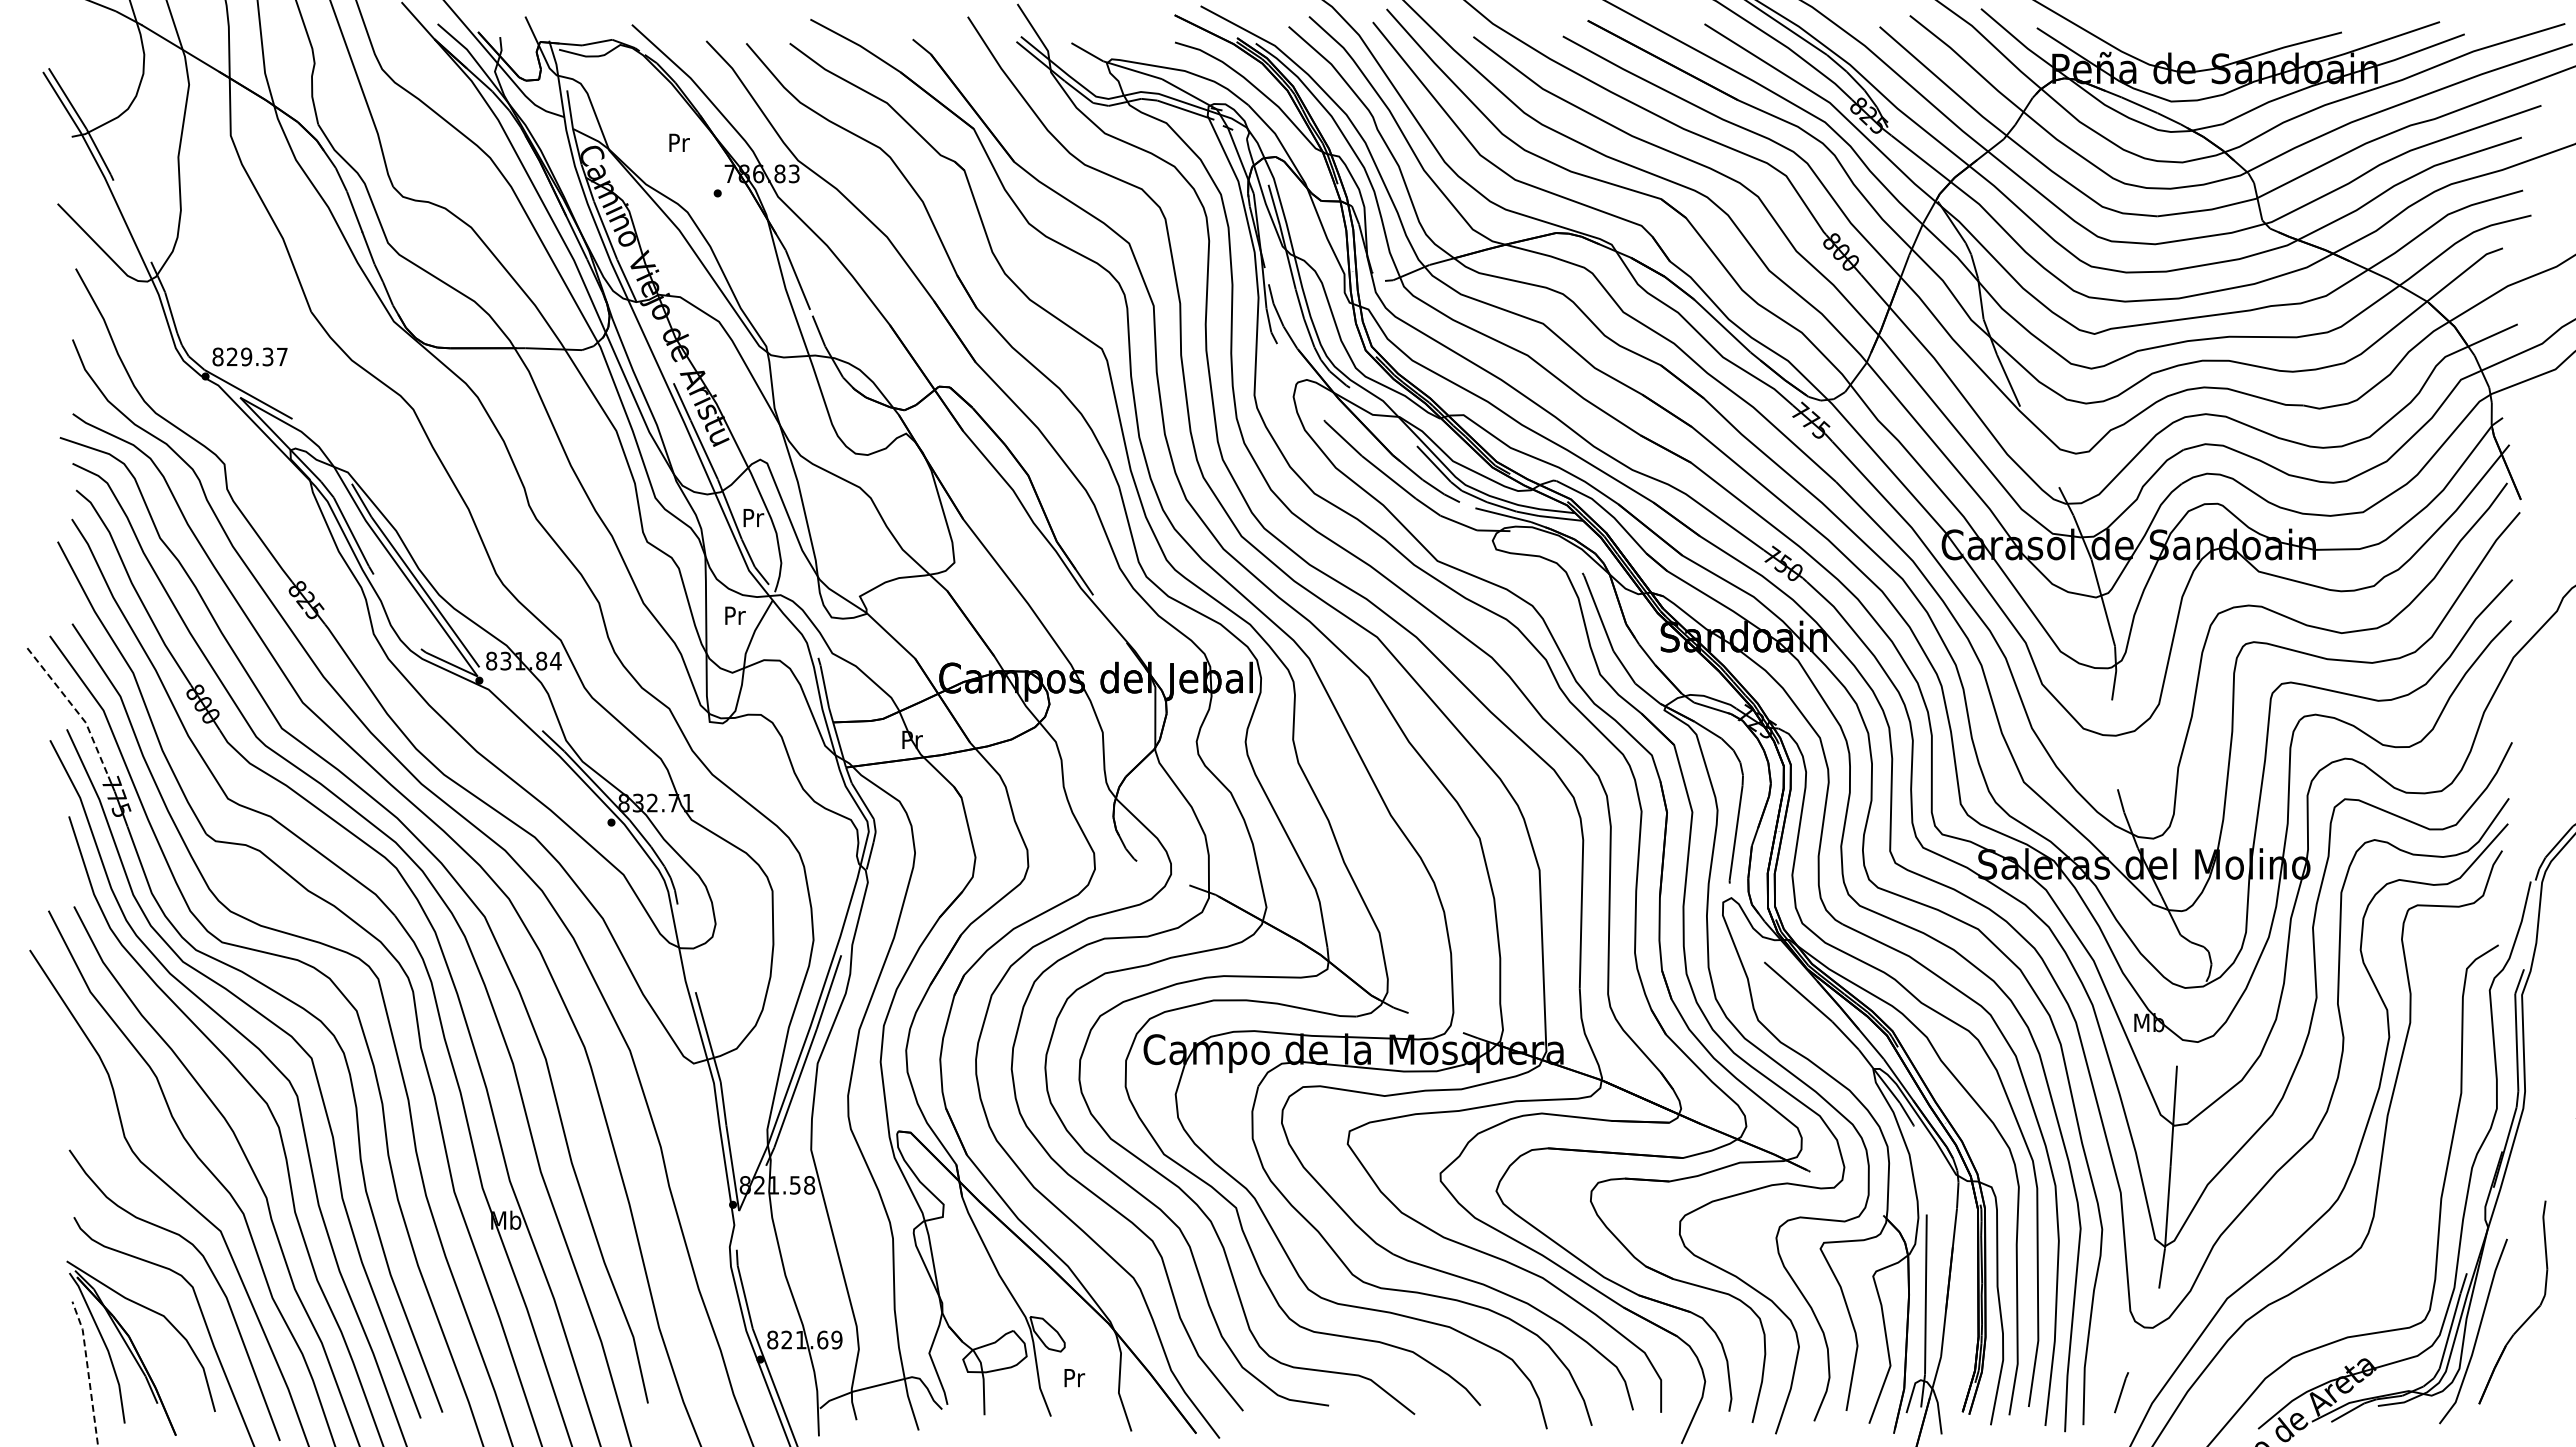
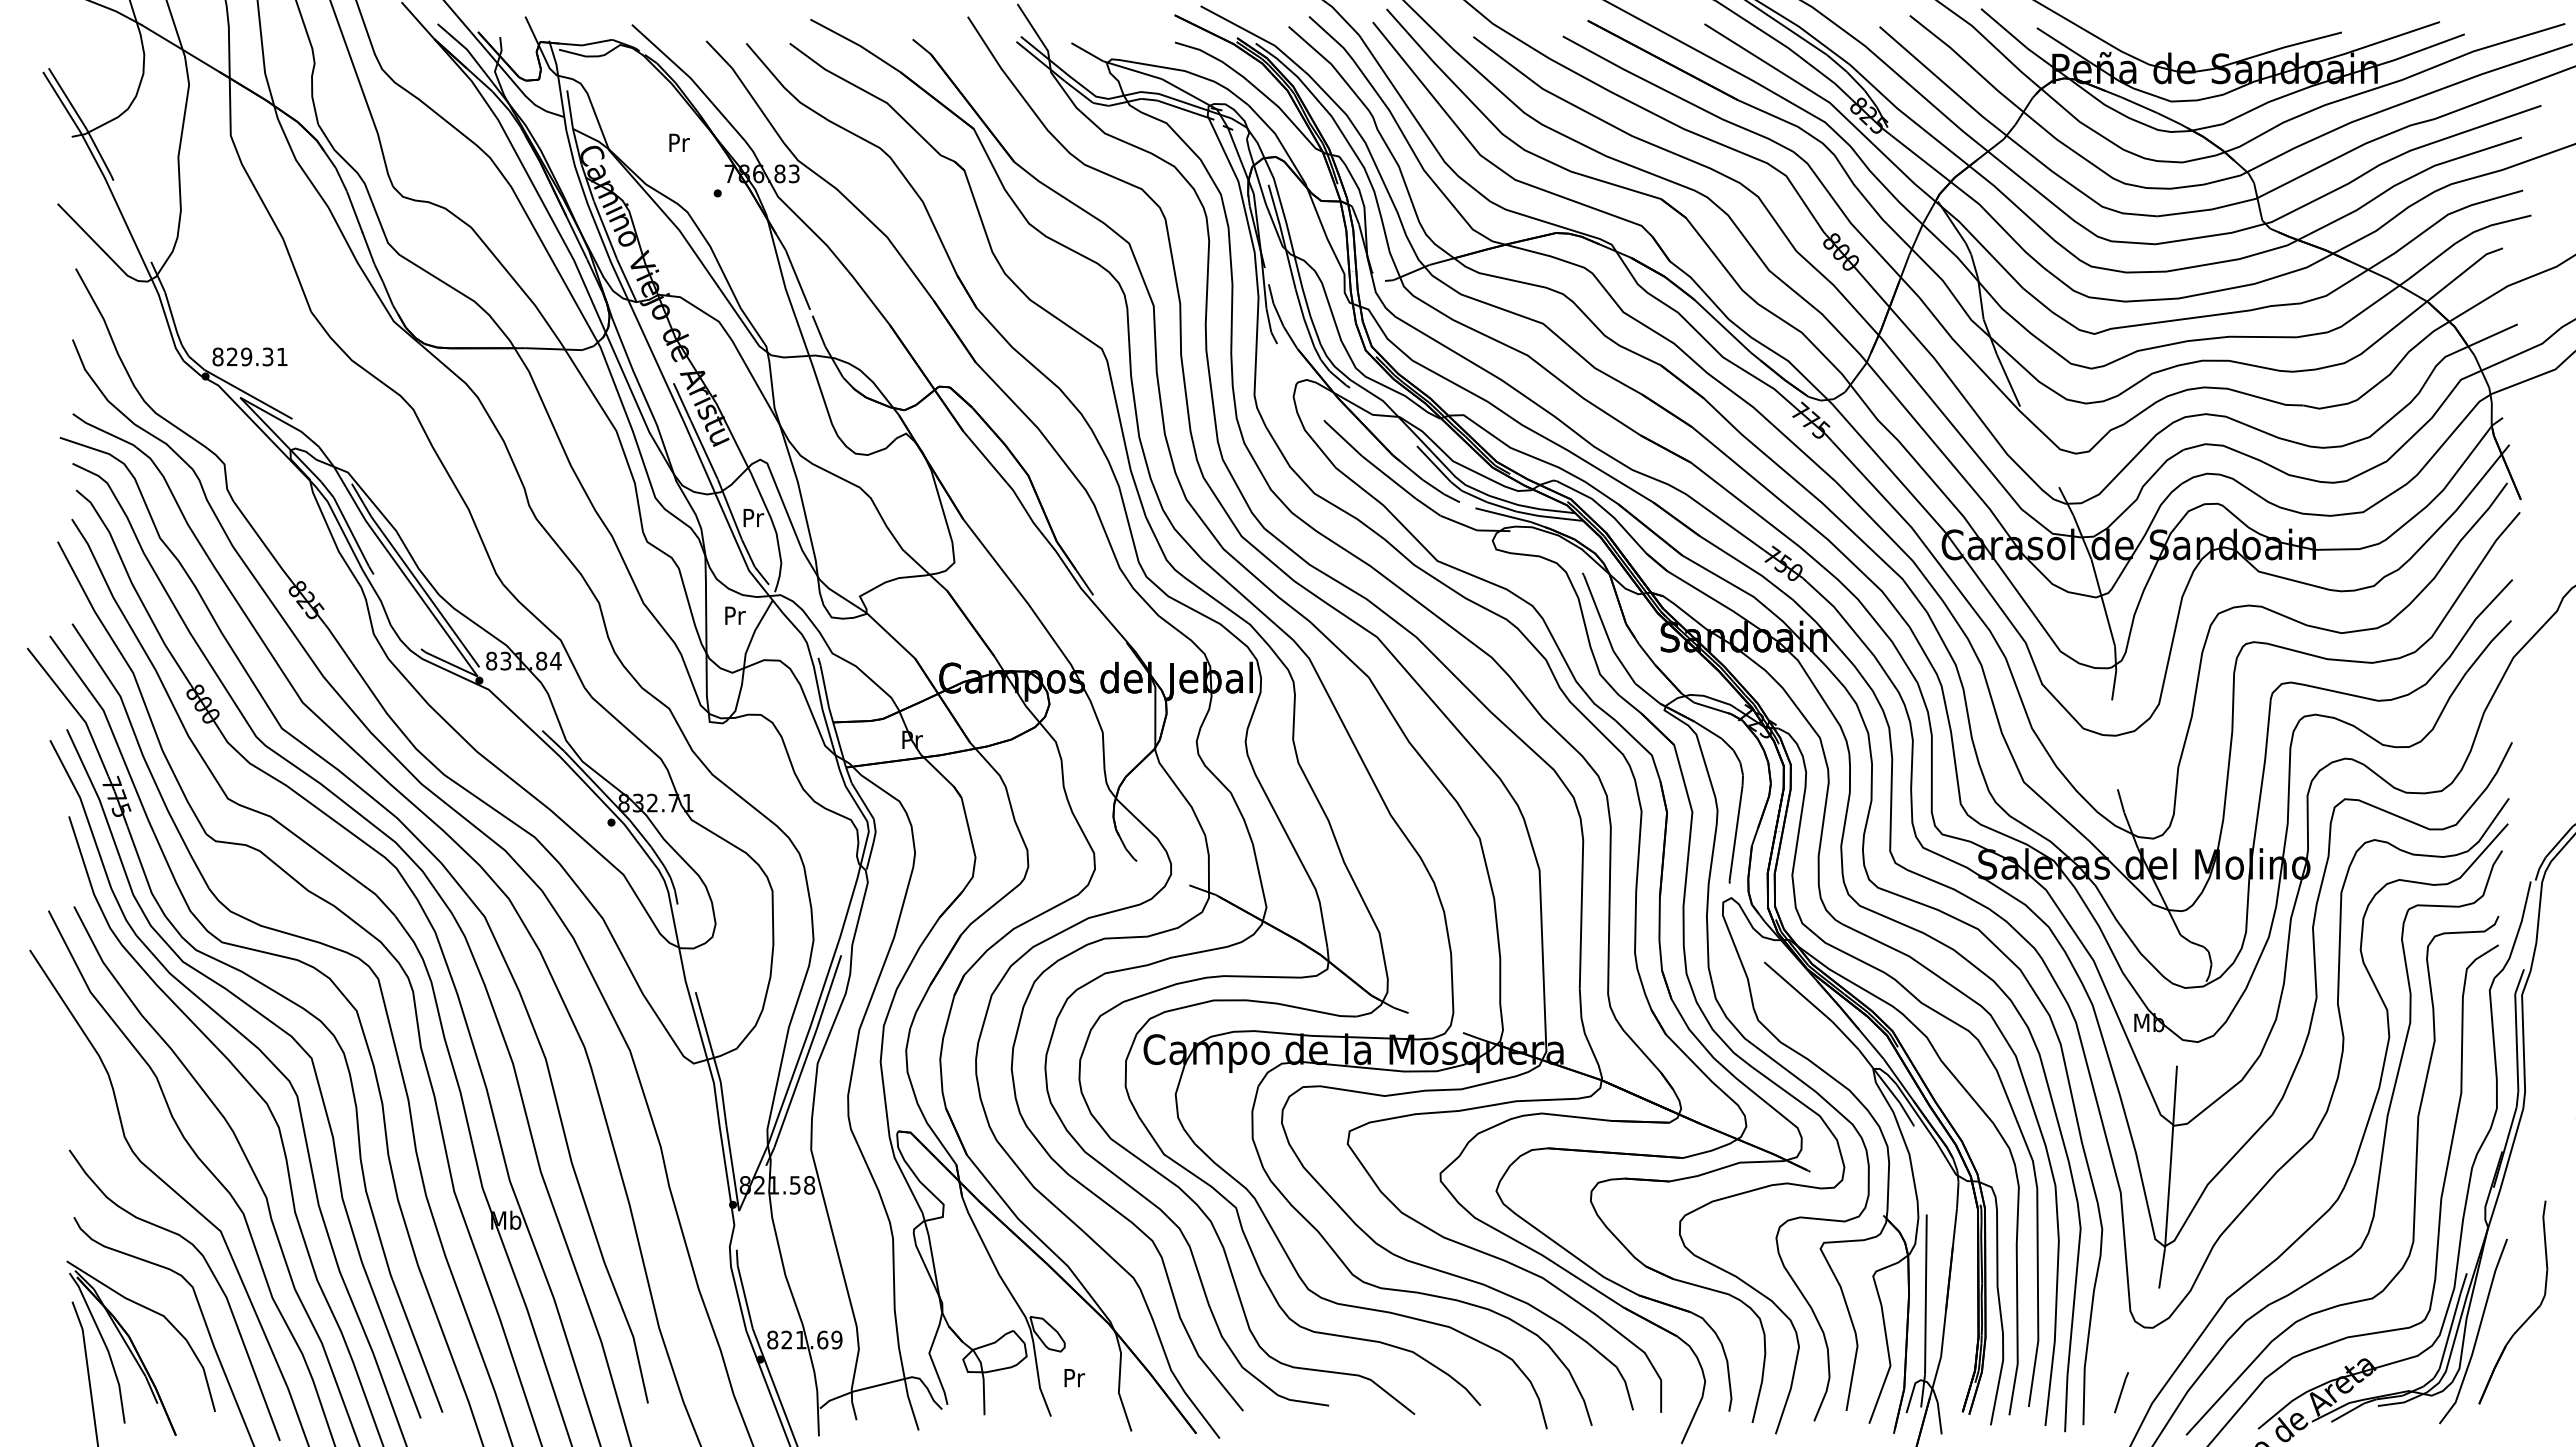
text: 829.37 -> 829.31 (282, 356)
line: dashed -> solid (75, 709)
curve: none -> present (2414, 1179)
line: dashed -> solid (88, 1372)
